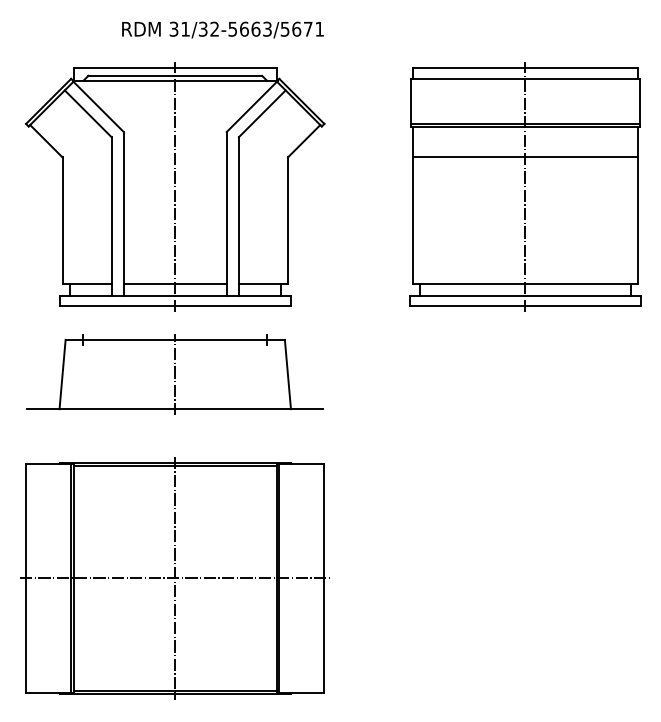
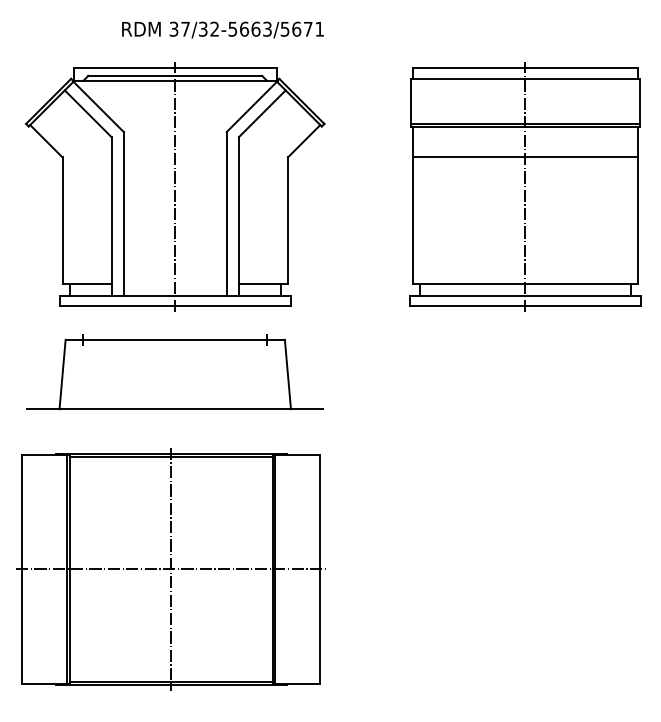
text: 31/32-5663/5671 -> 37/32-5663/5671 (185, 29)
line: present -> none (174, 283)
line: present -> none (175, 374)
part position: (174, 578) -> (170, 569) (170, 569)
